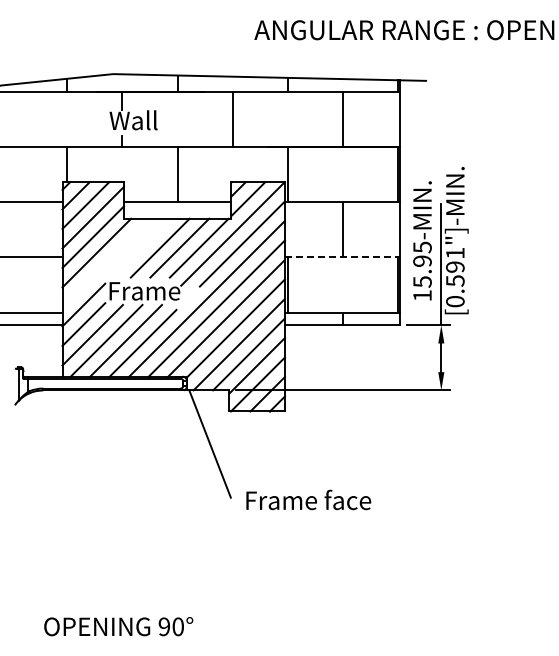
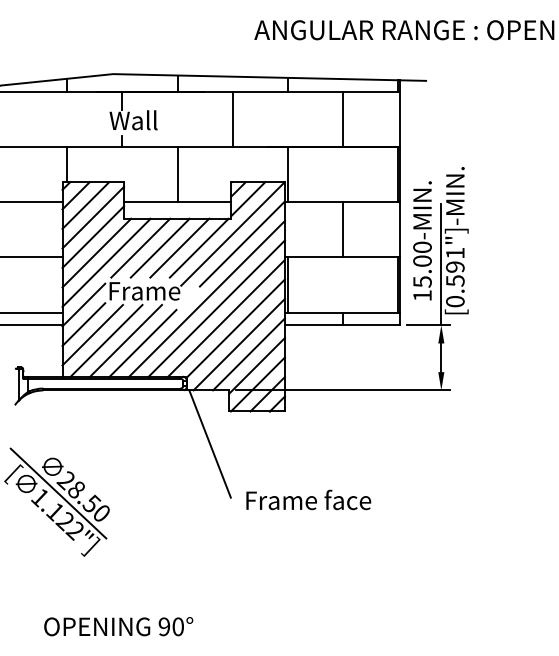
line: none -> present (140, 247)
text: 15.95-MIN. -> 15.00-MIN. (422, 253)
line: dashed -> solid (342, 257)
line: none -> present (106, 262)
part: none -> present (56, 501)
